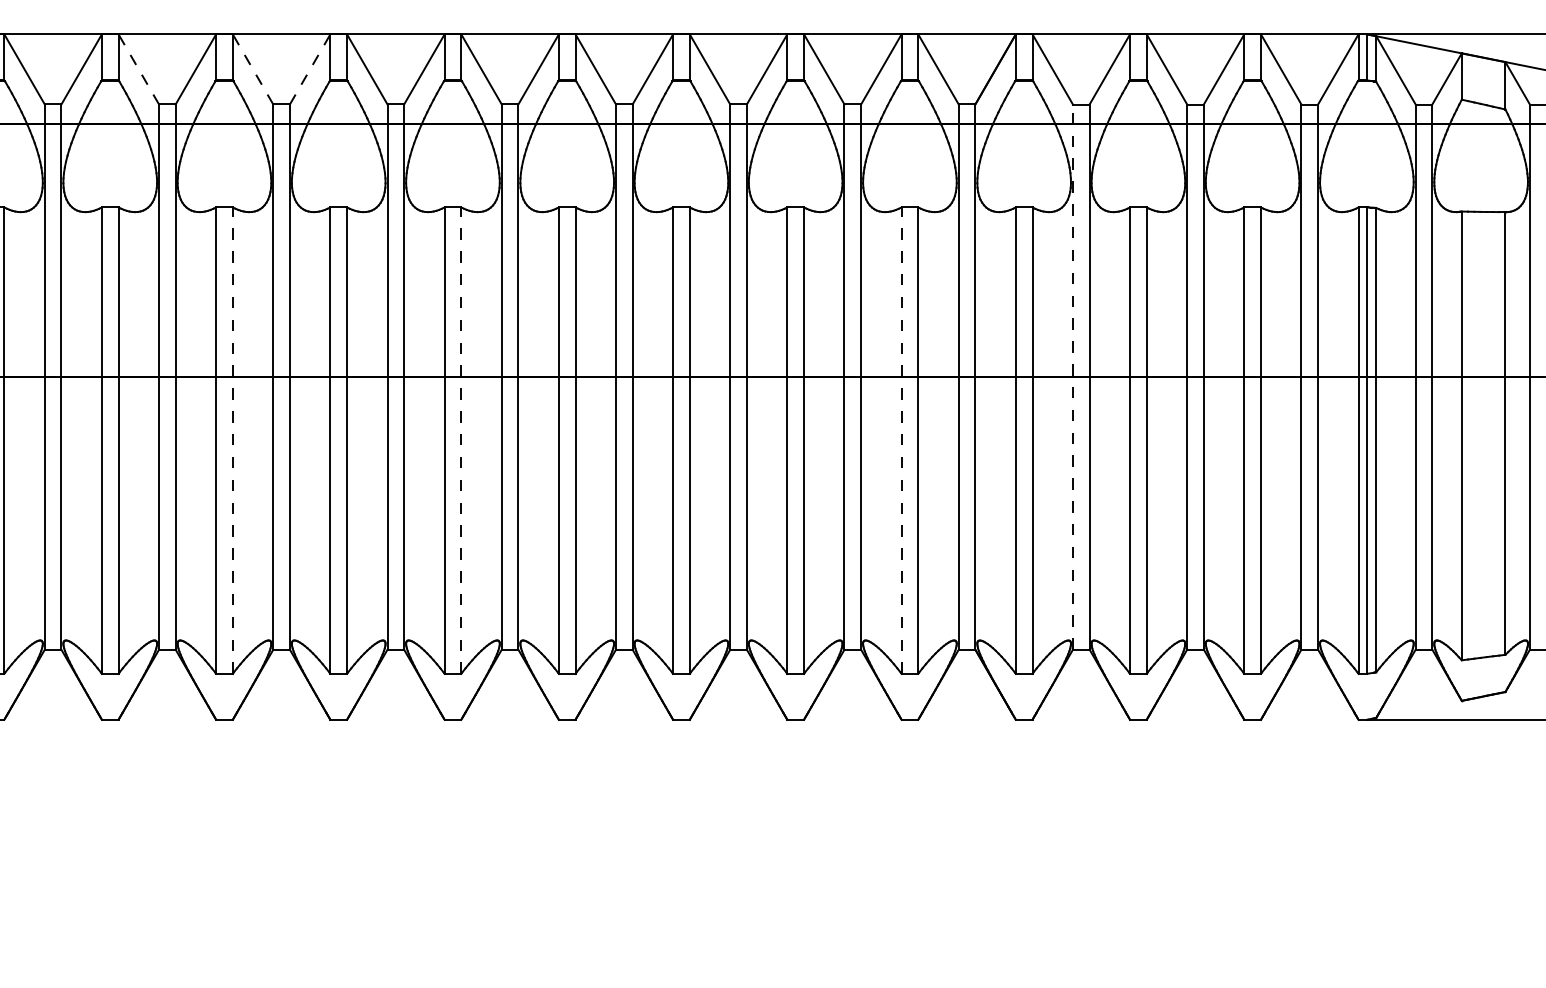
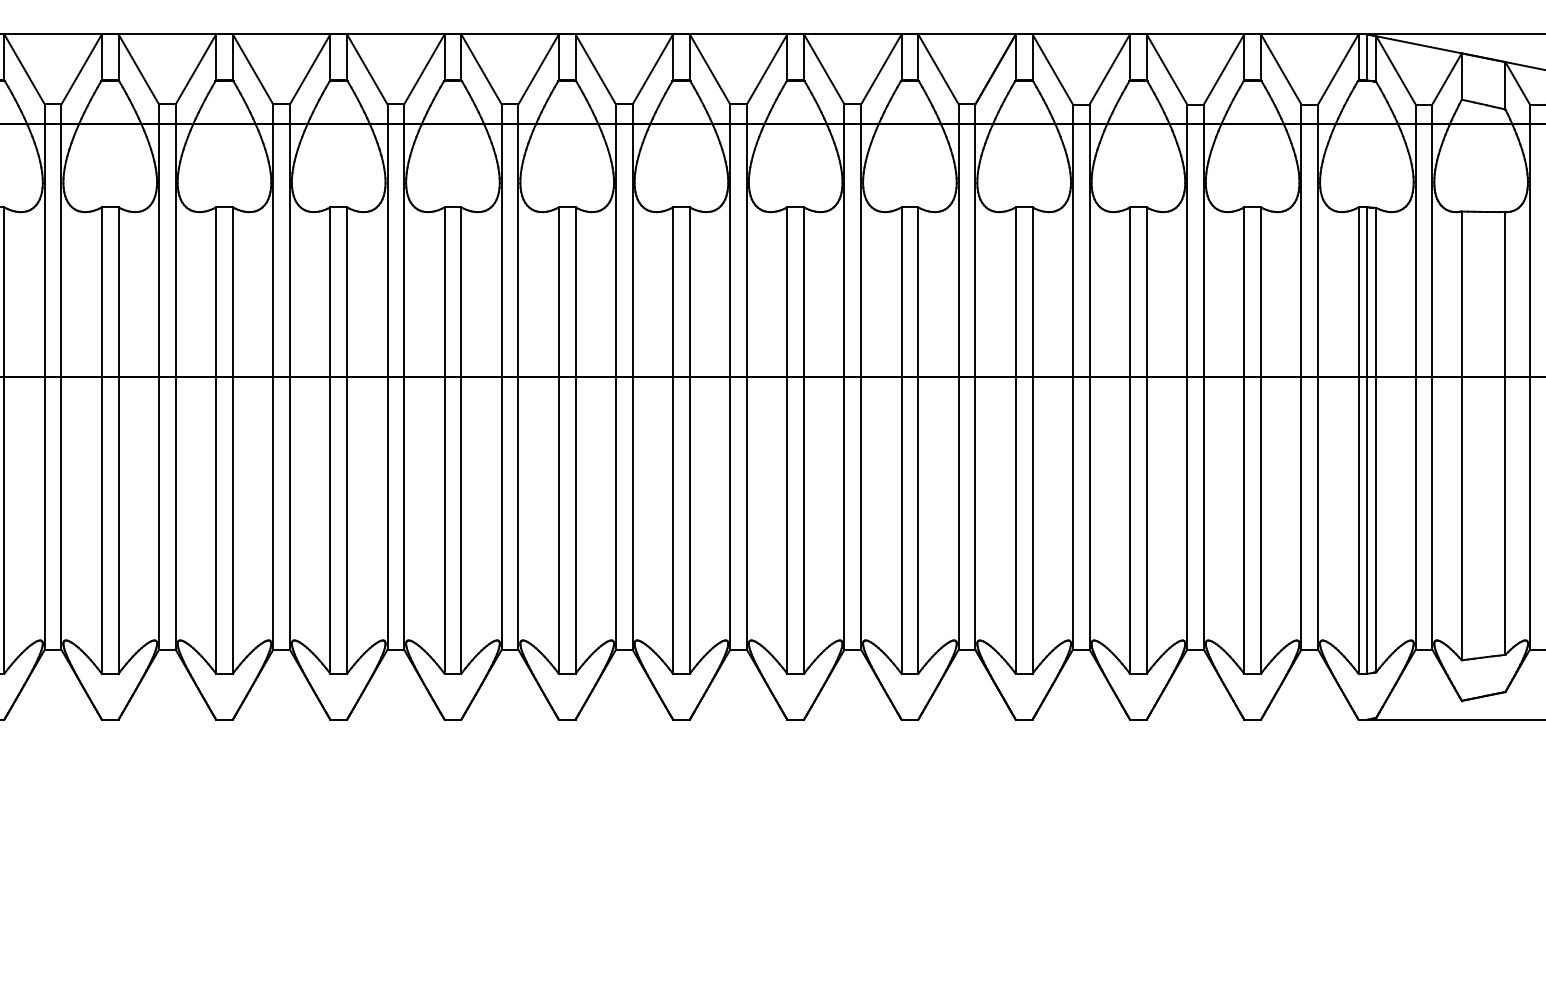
line: dashed -> solid (138, 68)
line: dashed -> solid (252, 68)
line: dashed -> solid (310, 68)
line: dashed -> solid (1072, 377)
line: dashed -> solid (232, 440)
line: dashed -> solid (461, 440)
line: dashed -> solid (901, 440)
